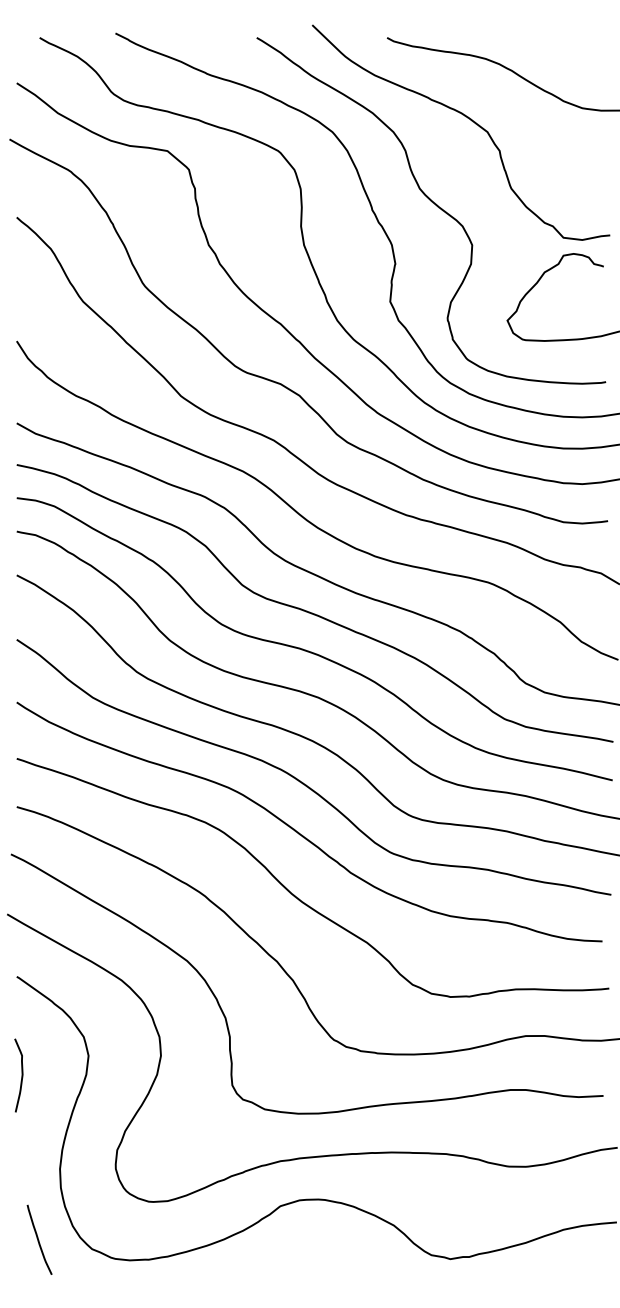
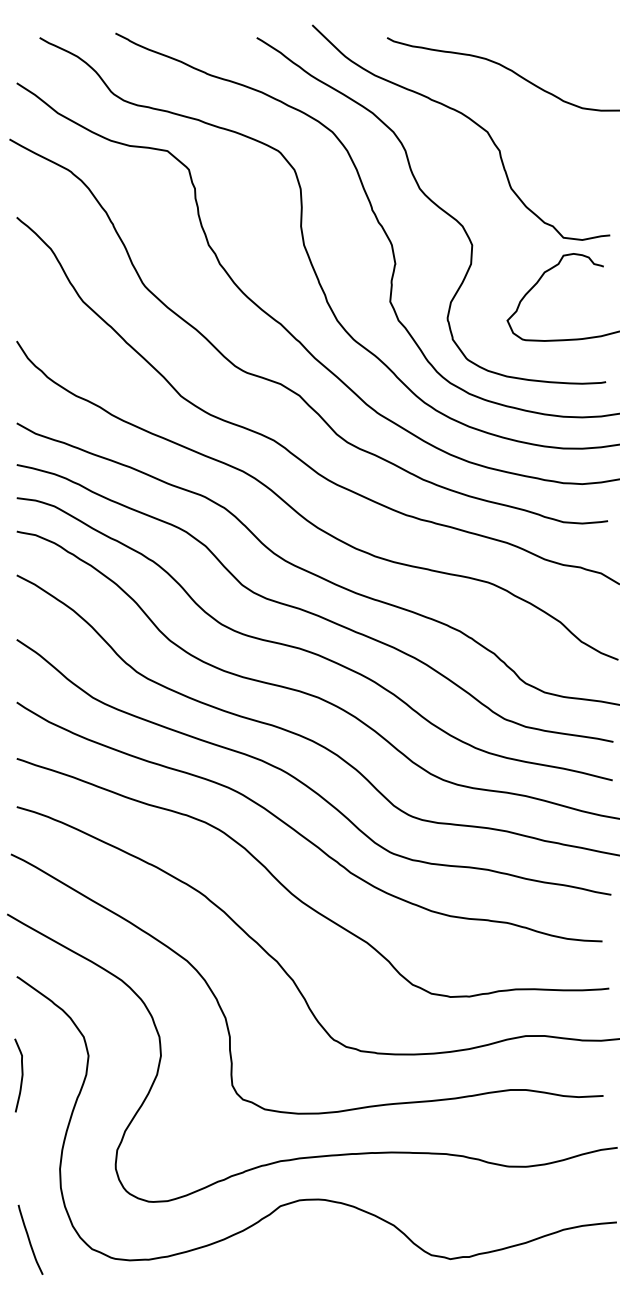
curve position: (38, 1239) -> (29, 1239) (29, 1239)
